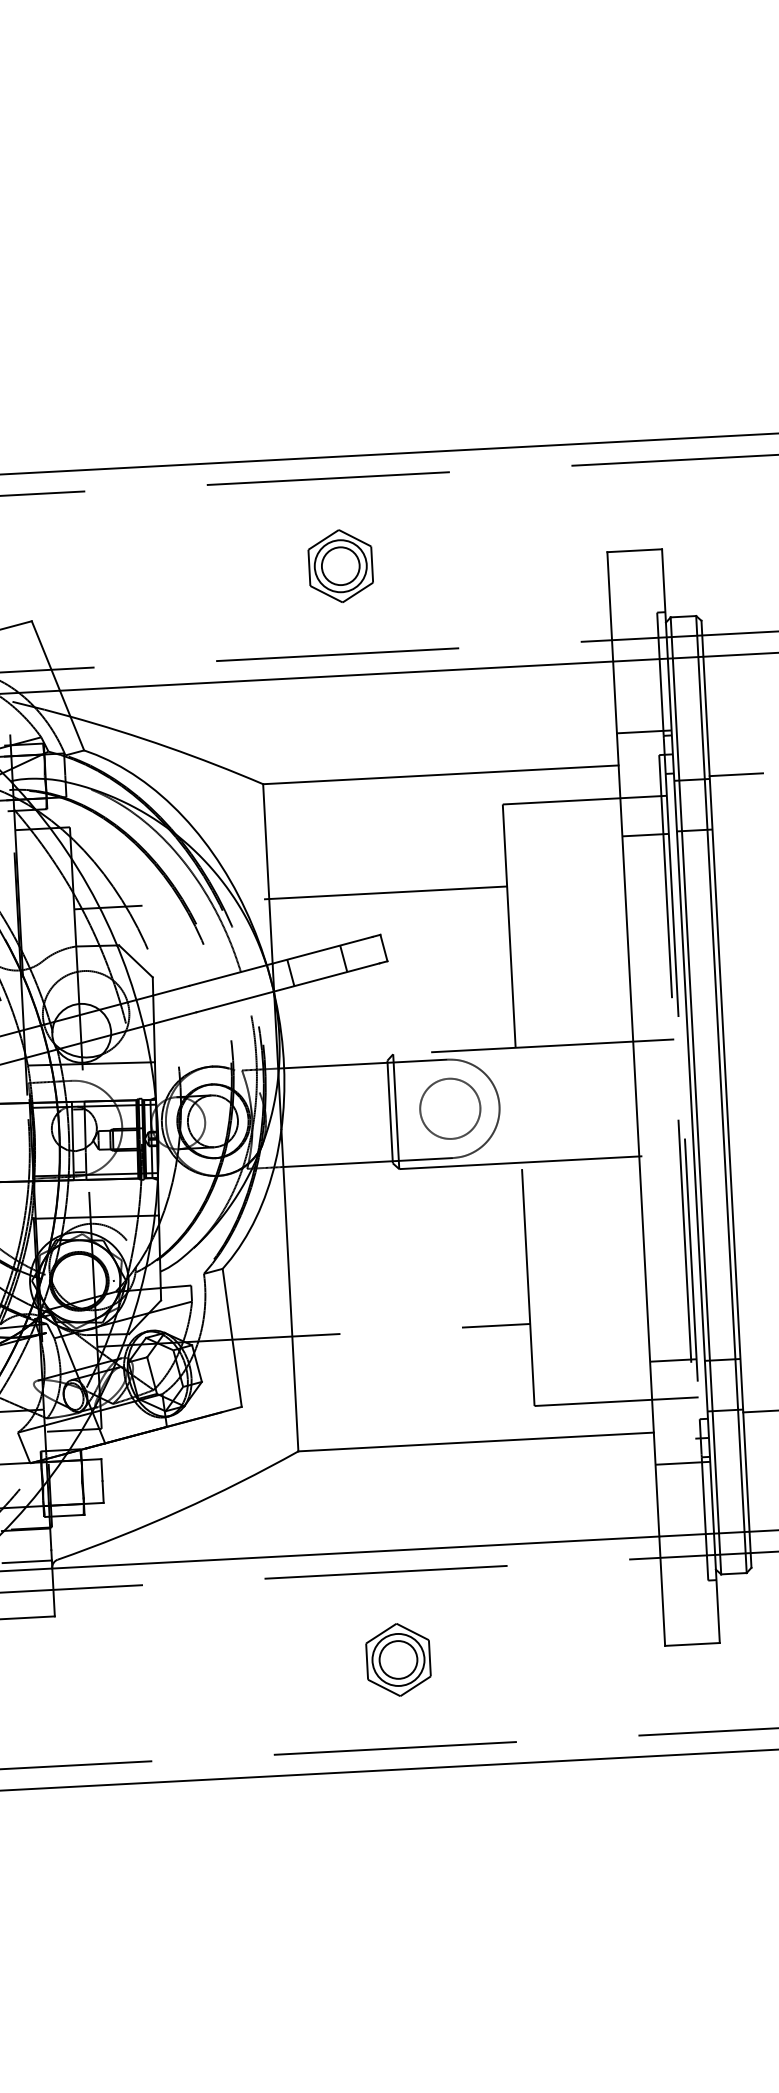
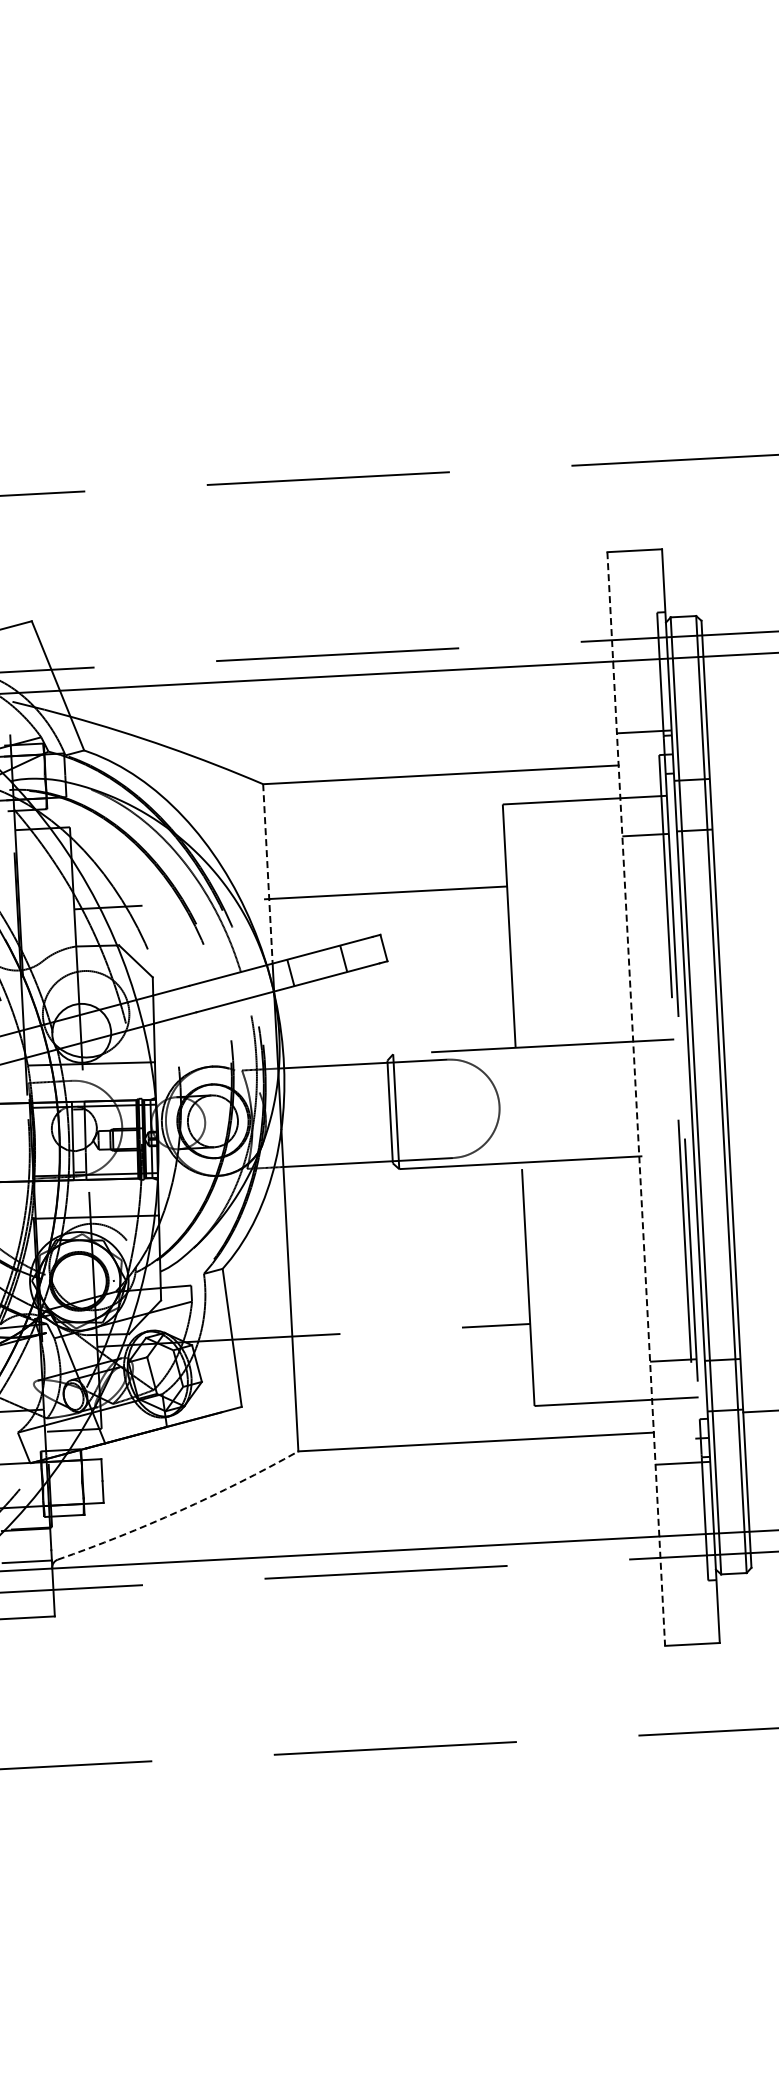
line: present -> none (388, 453)
part: present -> none (340, 565)
line: present -> none (736, 774)
line: solid -> dashed (267, 873)
line: solid -> dashed (636, 1099)
part: present -> none (450, 1108)
arc: solid -> dashed (180, 1510)
part: present -> none (398, 1659)
line: present -> none (388, 1769)
